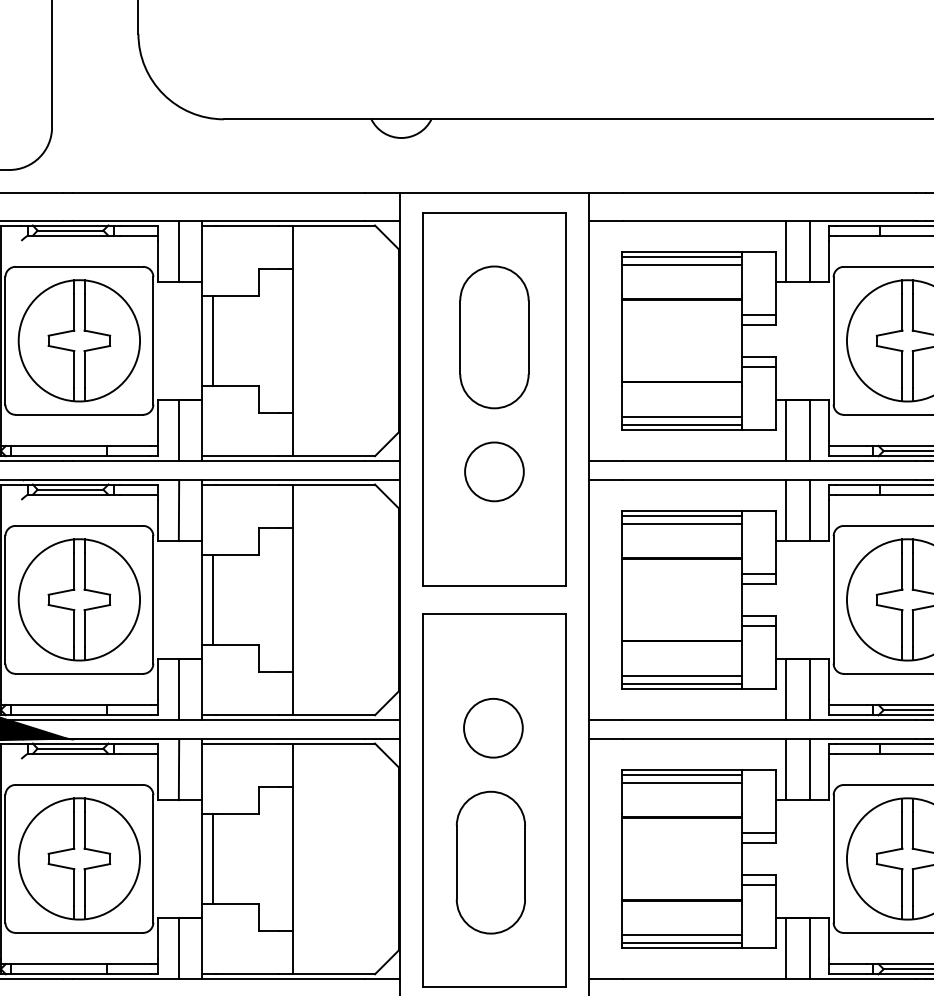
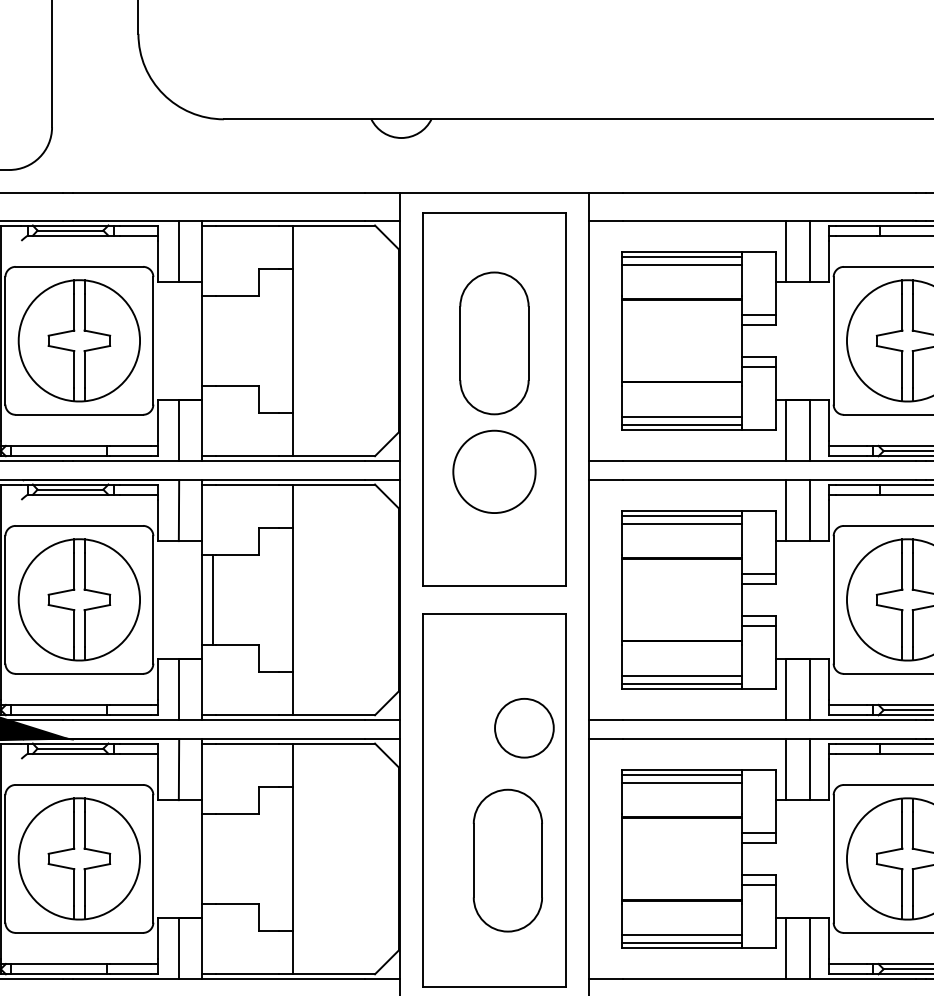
part position: (494, 337) -> (494, 343) (494, 343)
line: present -> none (212, 340)
circle diameter: 59 px -> 82 px (494, 471)
circle position: (493, 728) -> (524, 728) (524, 728)
line: present -> none (212, 858)
part position: (490, 862) -> (507, 860) (507, 860)
